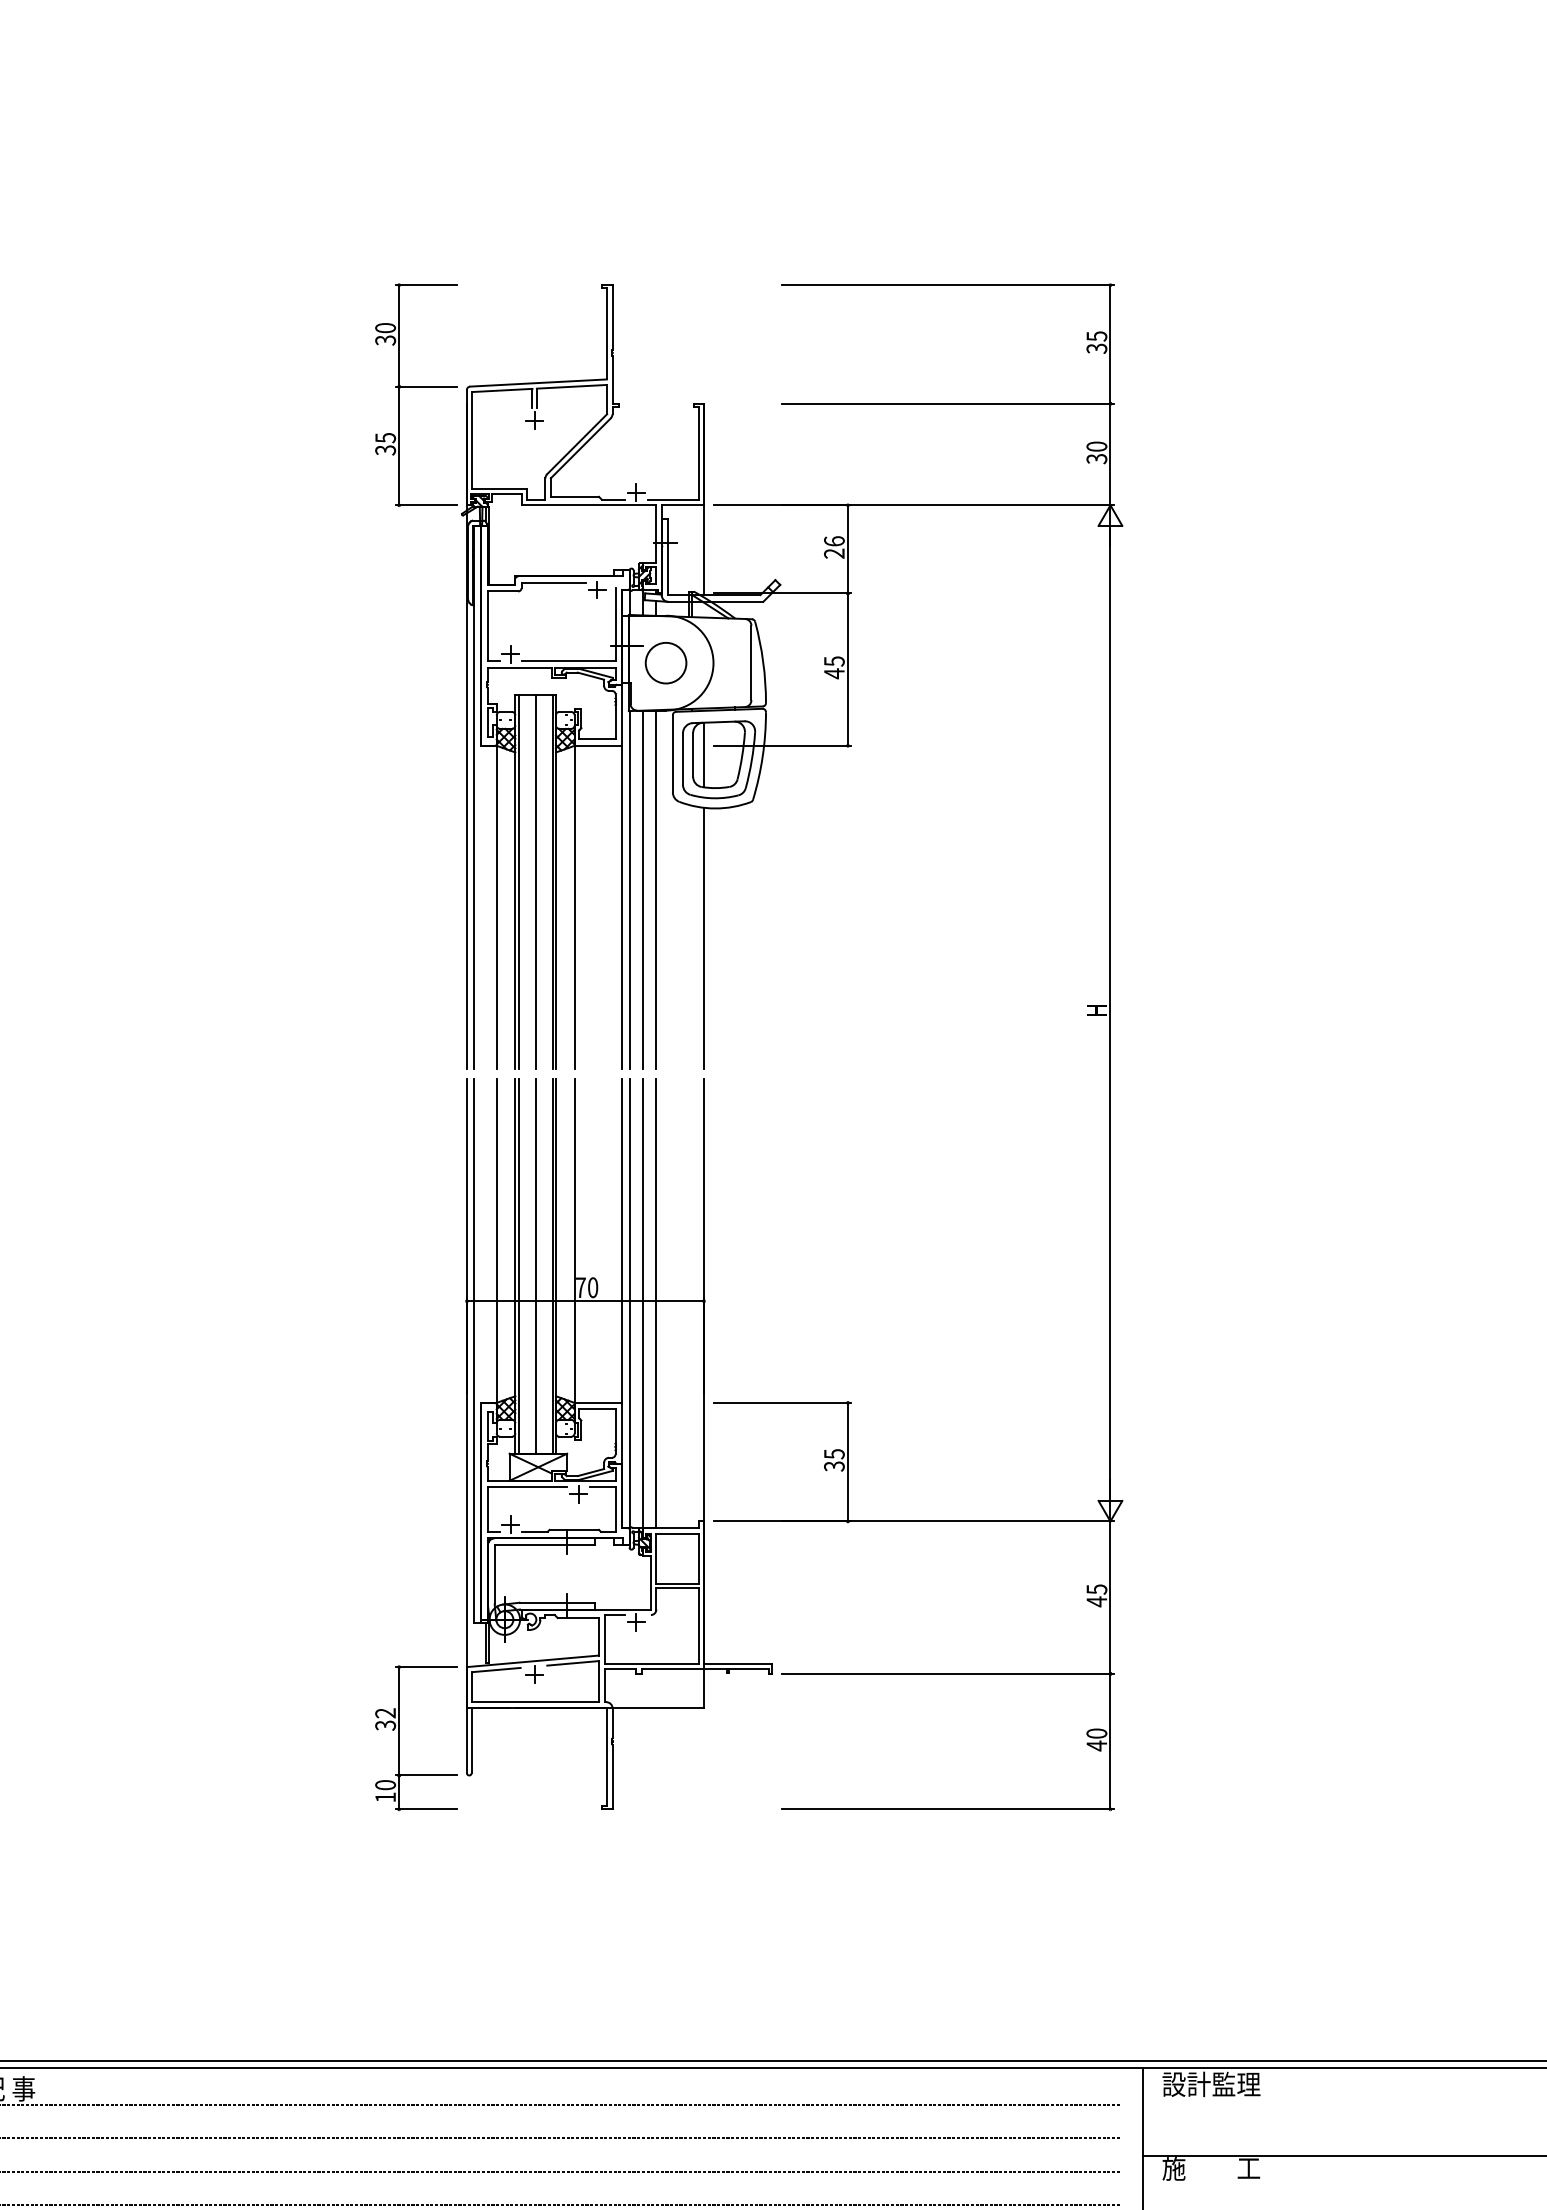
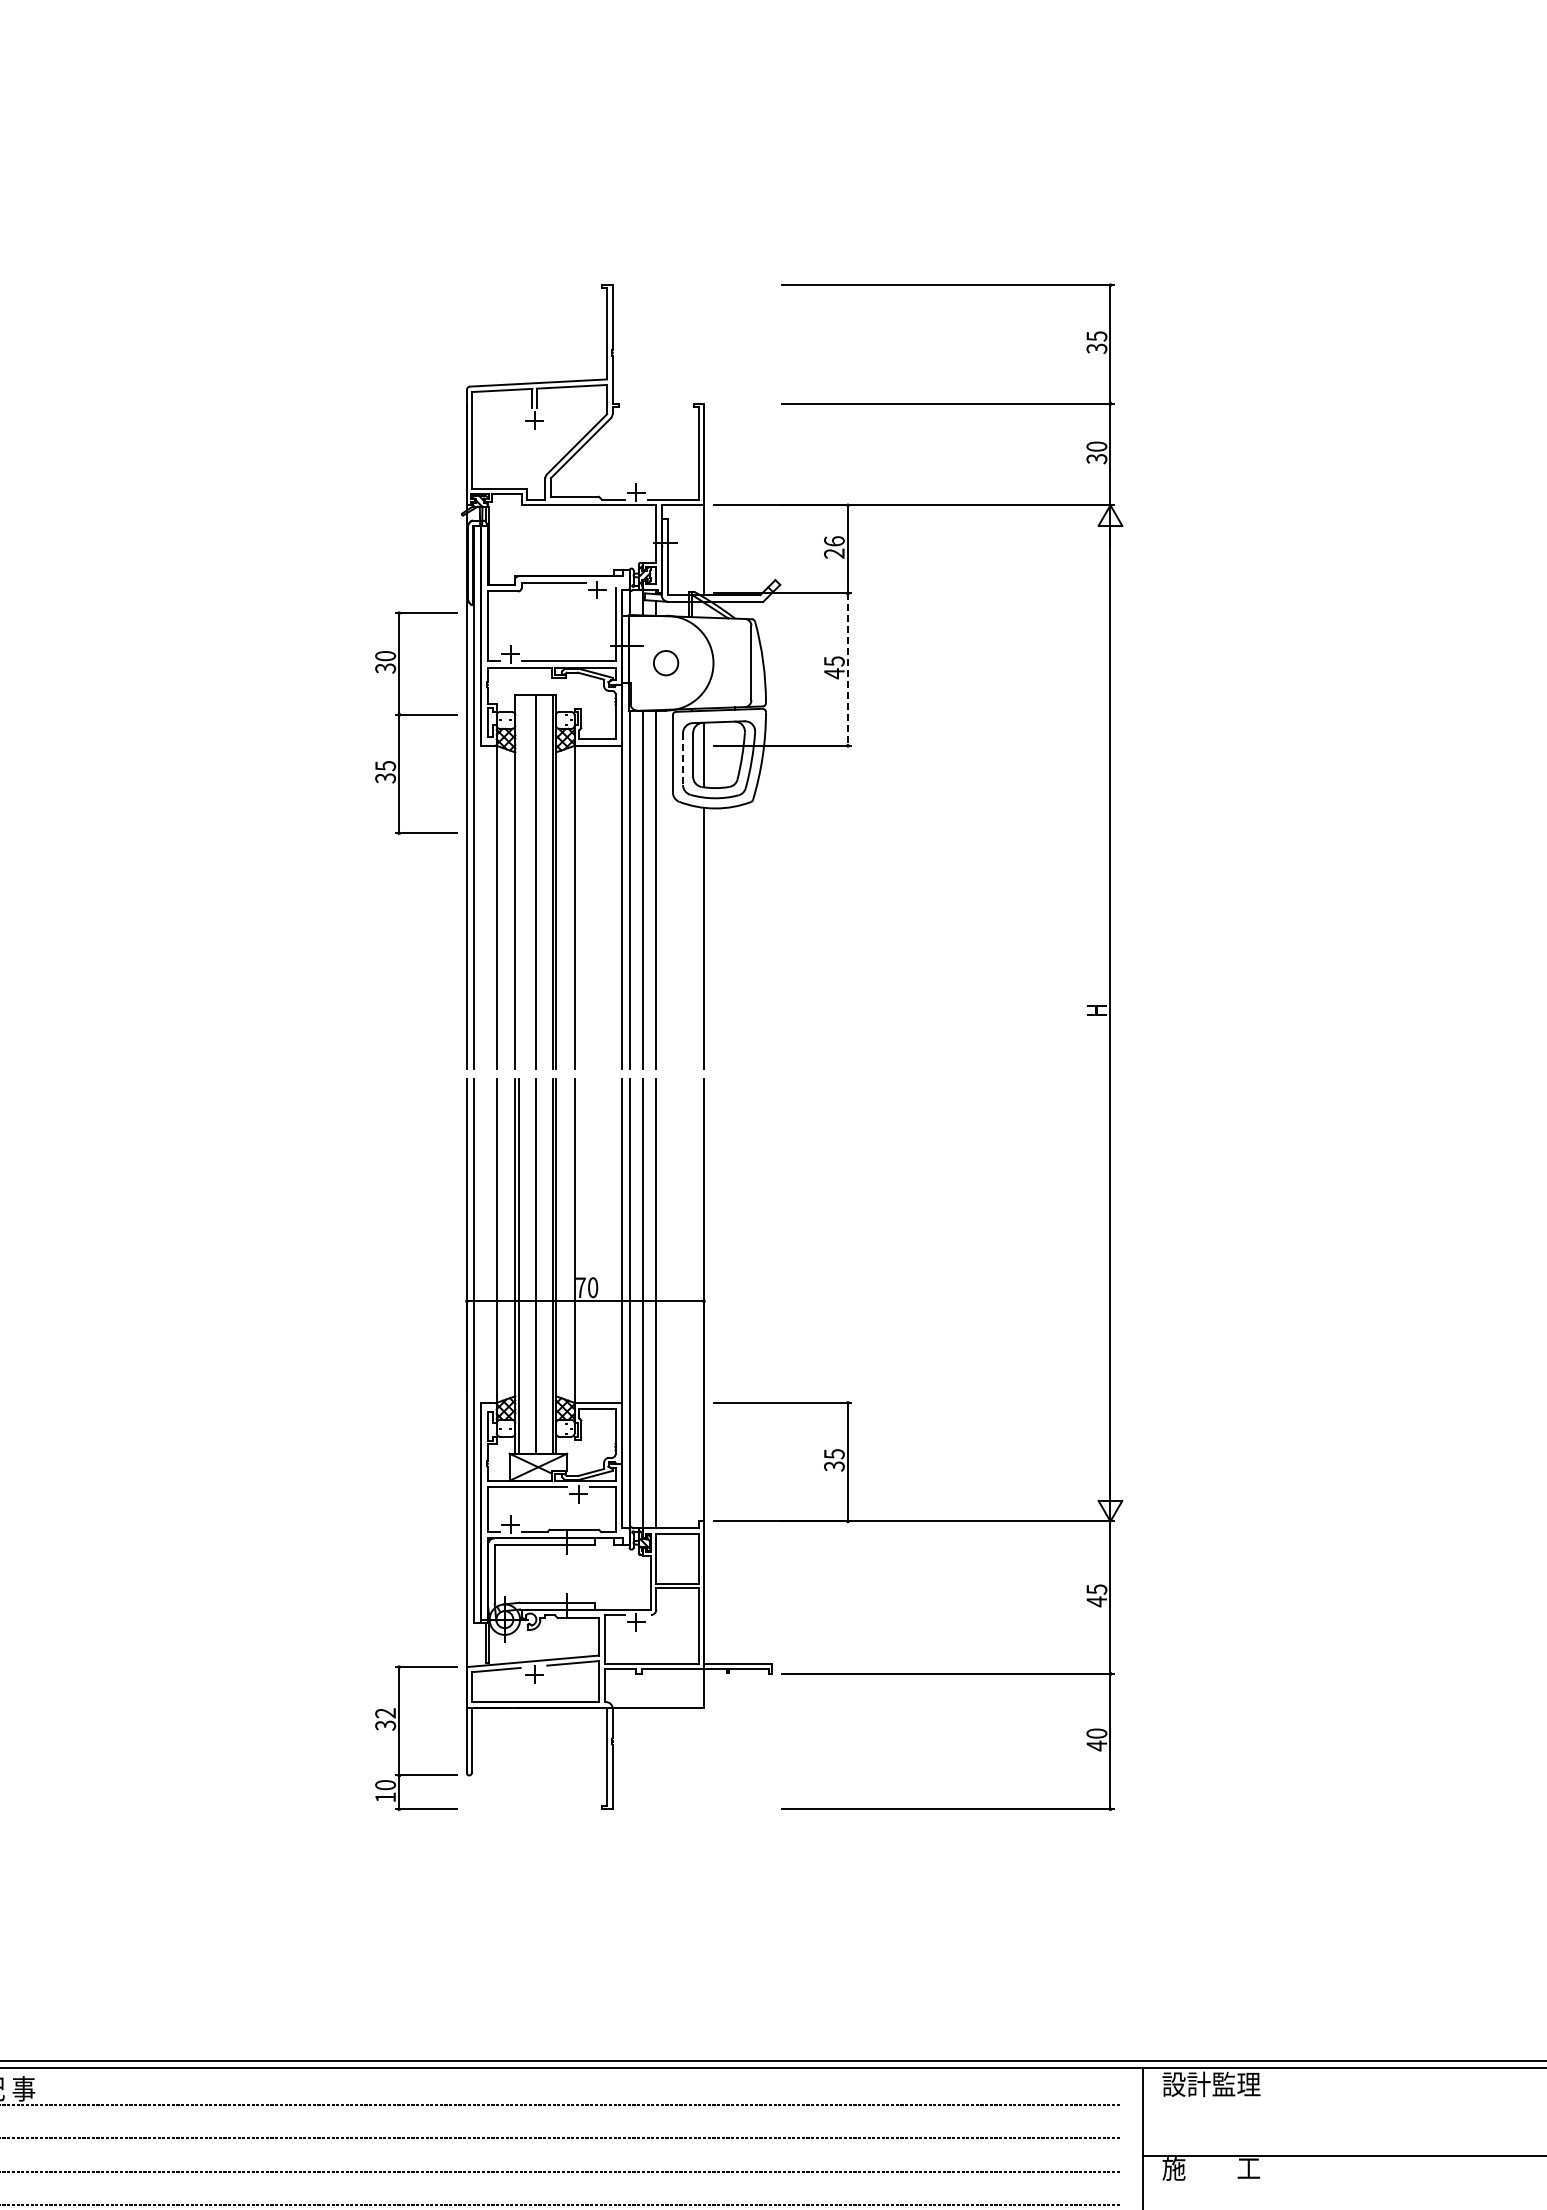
part position: (416, 387) -> (416, 715) (416, 715)
circle diameter: 41 px -> 24 px (665, 662)
line: solid -> dashed (847, 670)
line: solid -> dashed (683, 759)
line: present -> none (518, 882)
